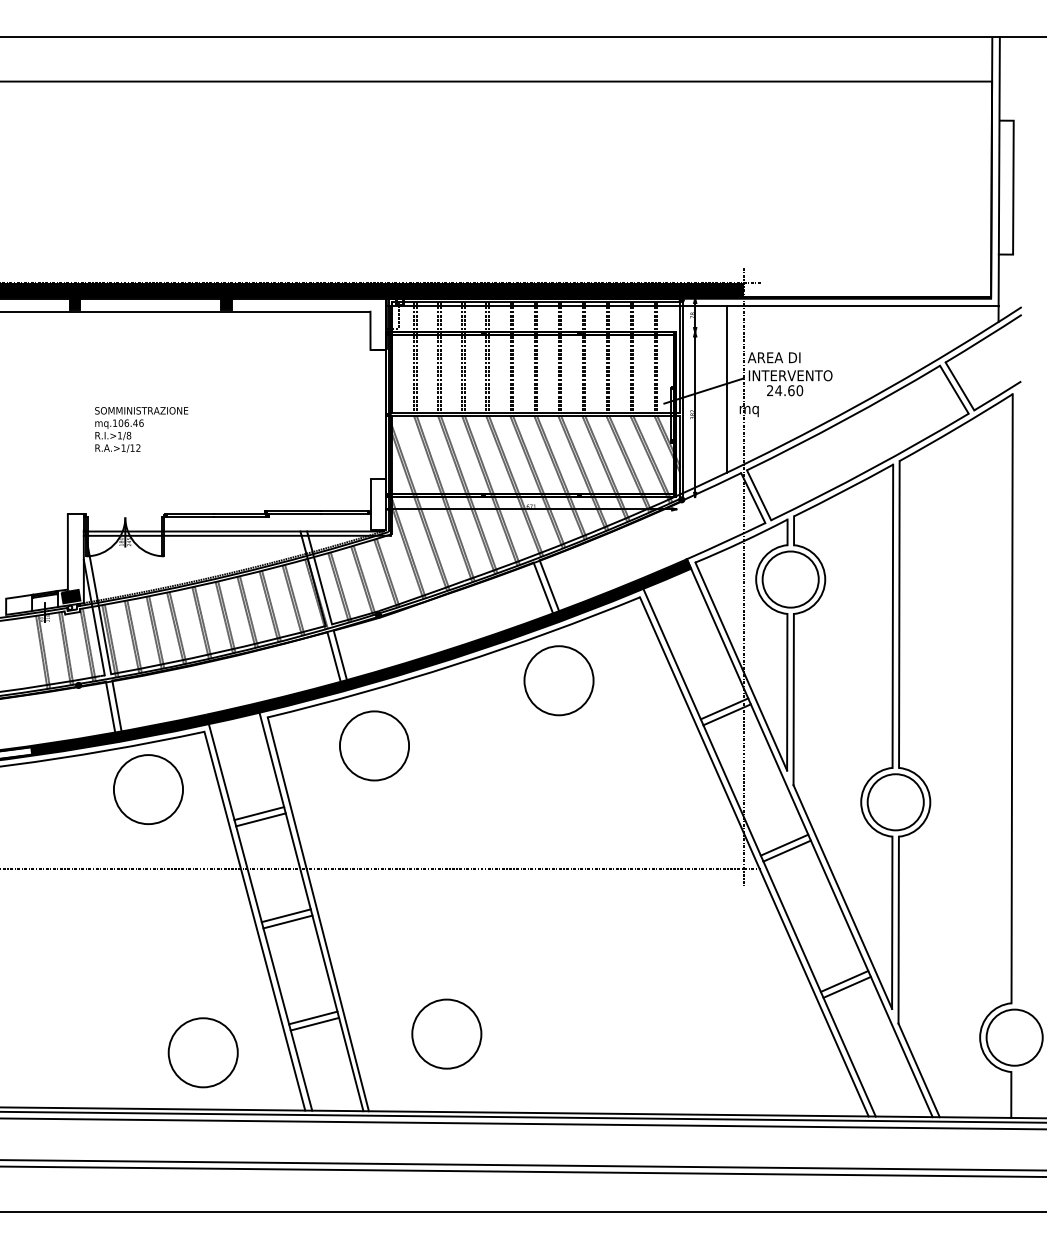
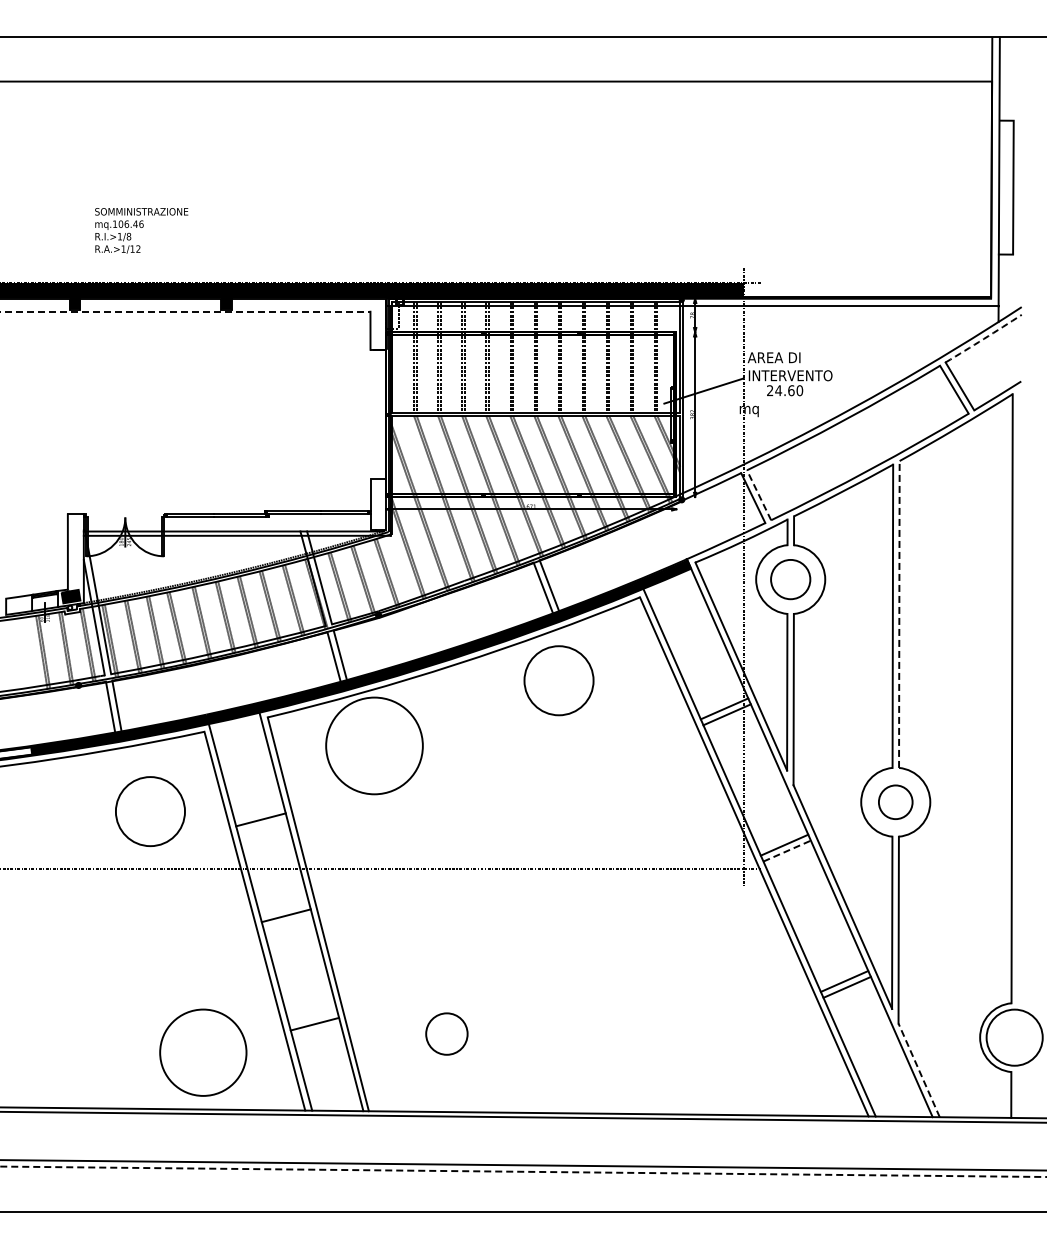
line: solid -> dashed (185, 311)
arc: solid -> dashed (983, 338)
line: present -> none (726, 389)
text position: (141, 429) -> (141, 230) (141, 230)
line: solid -> dashed (759, 495)
circle diameter: 56 px -> 39 px (790, 579)
line: solid -> dashed (899, 614)
circle diameter: 69 px -> 97 px (374, 745)
circle position: (148, 789) -> (150, 811) (150, 811)
circle diameter: 56 px -> 34 px (895, 802)
line: present -> none (259, 813)
line: solid -> dashed (787, 851)
line: present -> none (287, 921)
line: present -> none (313, 1017)
circle size: 72x72 px -> 44x44 px (446, 1033)
circle size: 72x72 px -> 89x89 px (203, 1052)
line: solid -> dashed (918, 1069)
line: present -> none (522, 1123)
line: solid -> dashed (523, 1171)
